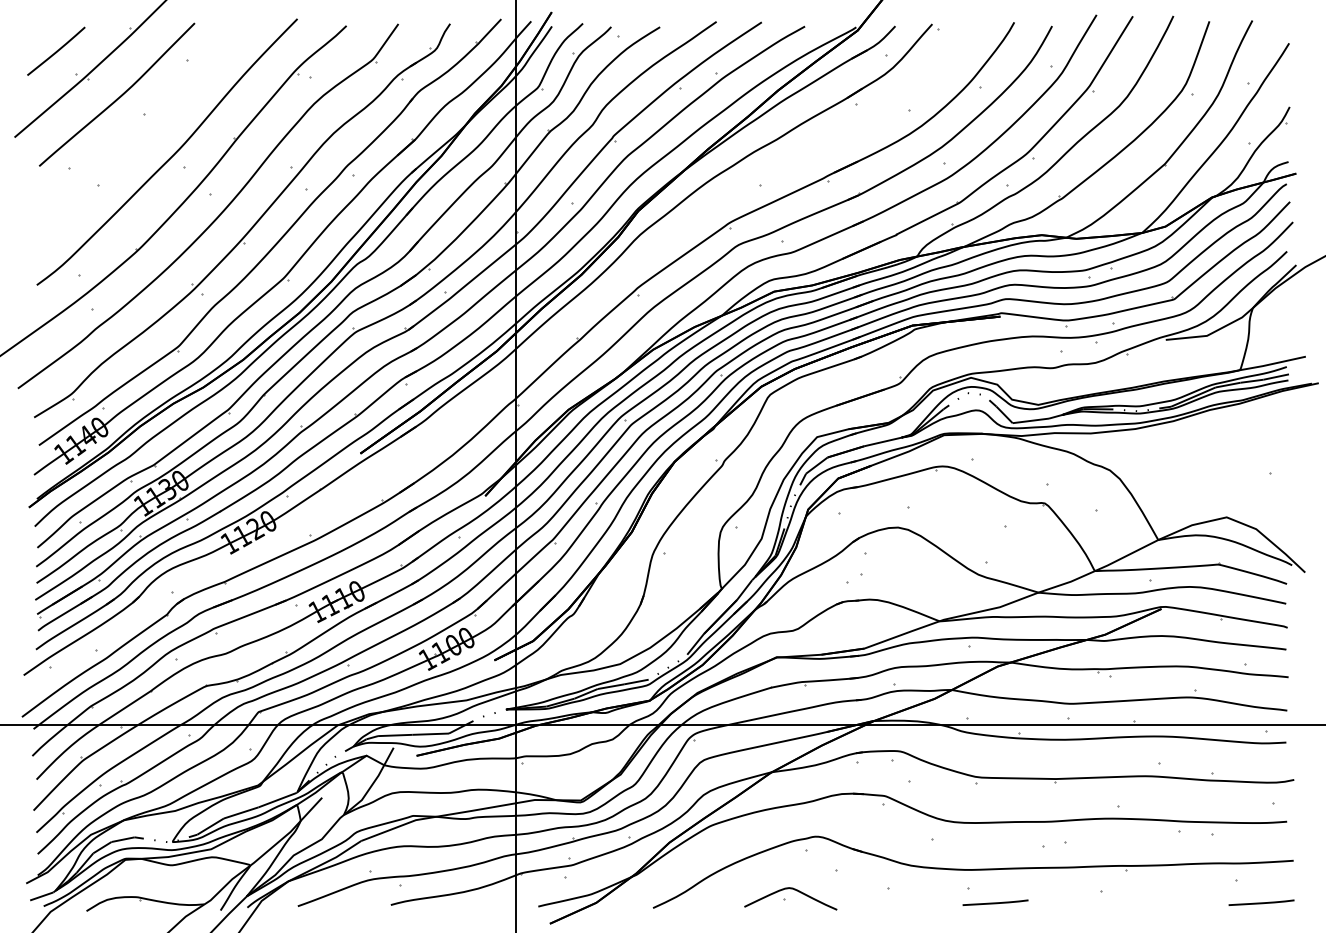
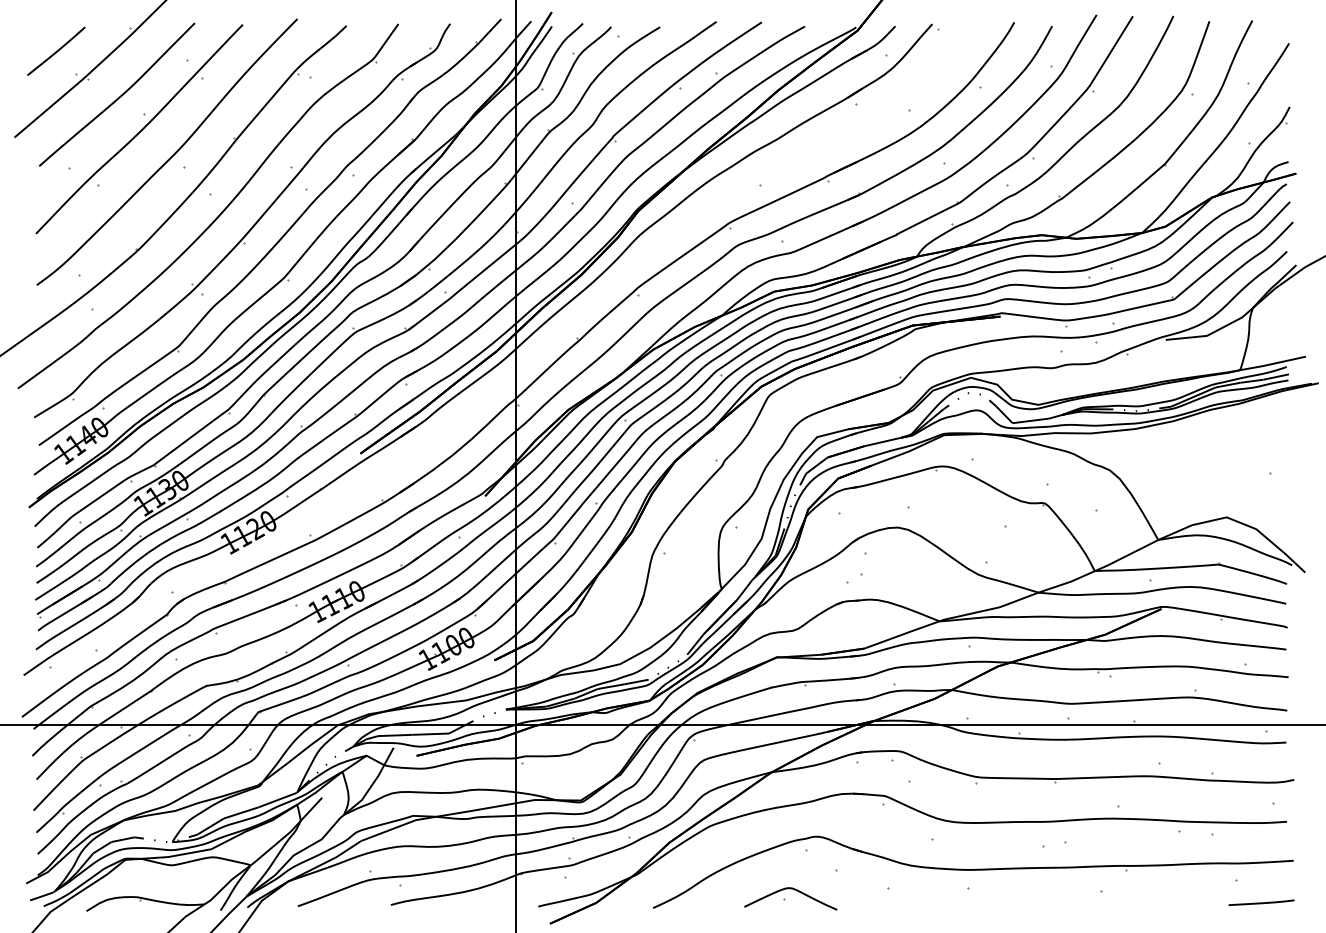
part: none -> present (139, 129)
line: present -> none (995, 902)
